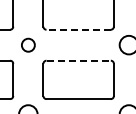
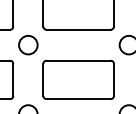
line: dashed -> solid (78, 29)
circle size: 15x16 px -> 21x21 px (28, 45)
line: dashed -> solid (79, 60)
